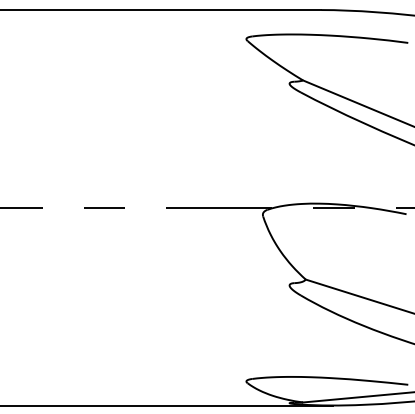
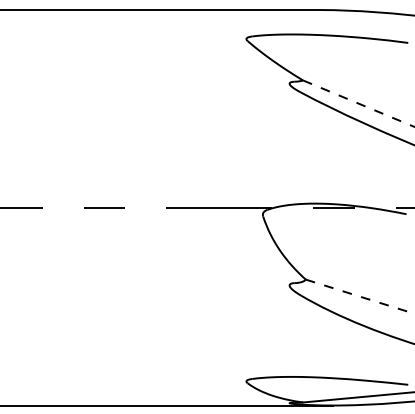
line: solid -> dashed (359, 103)
line: solid -> dashed (360, 296)
